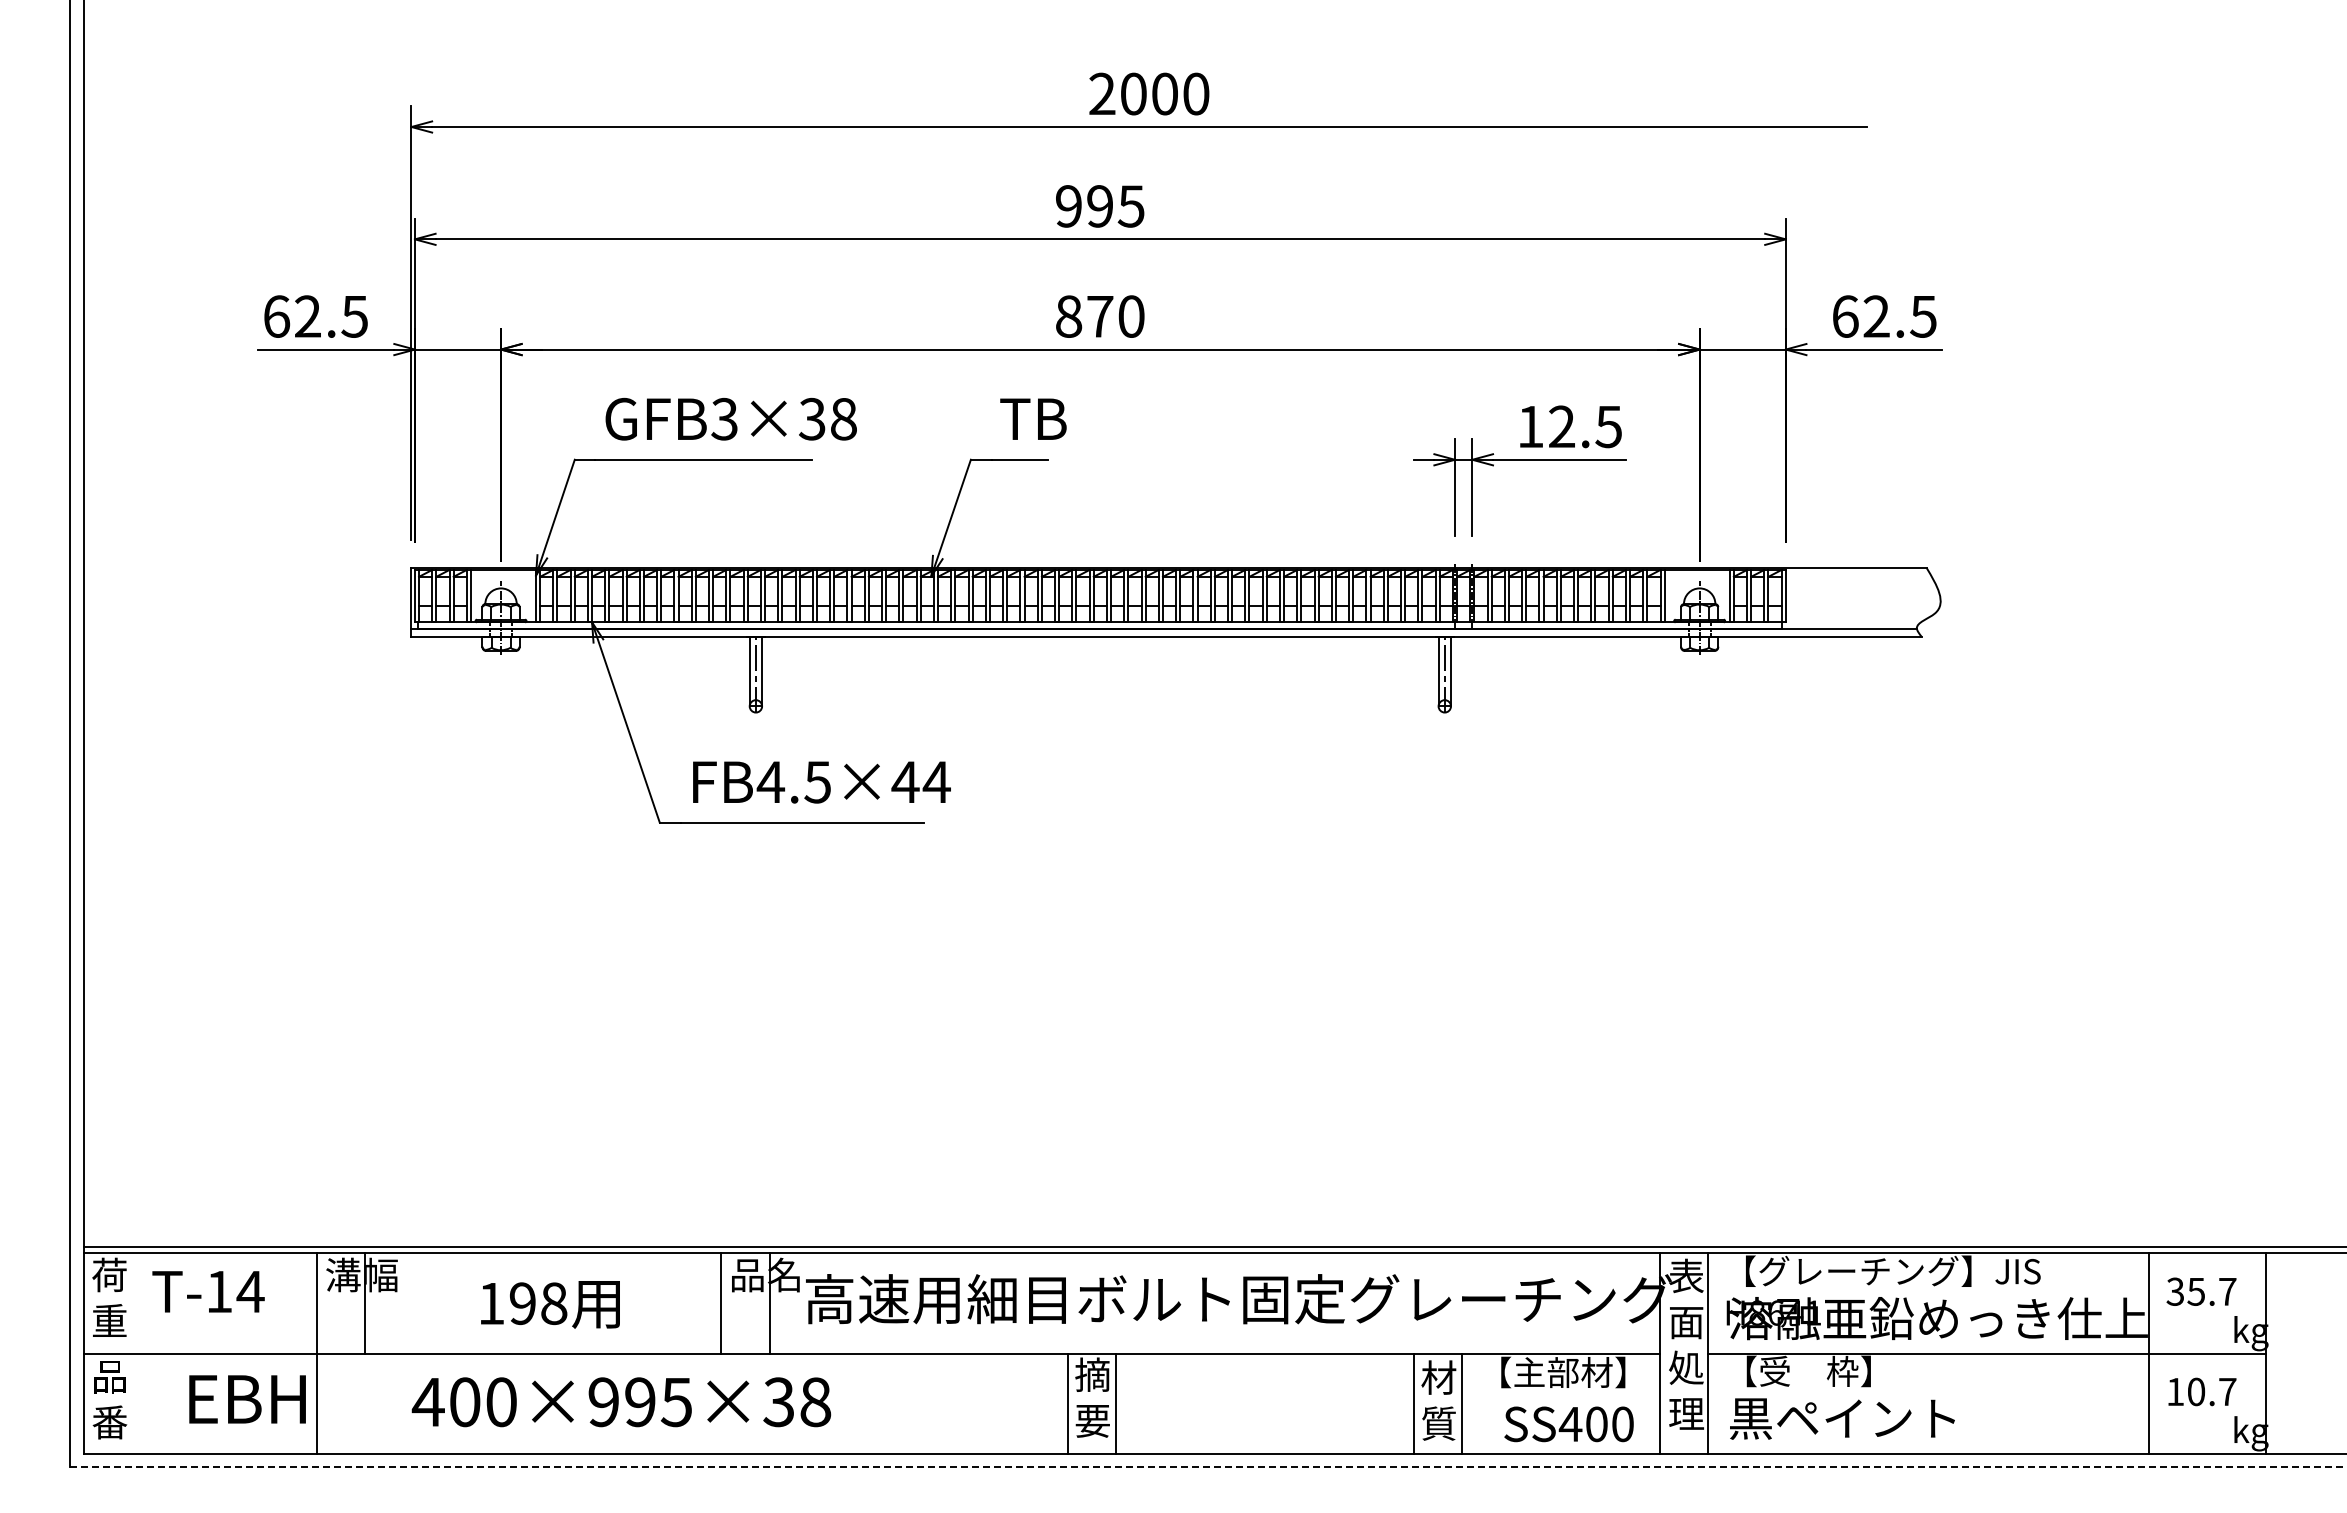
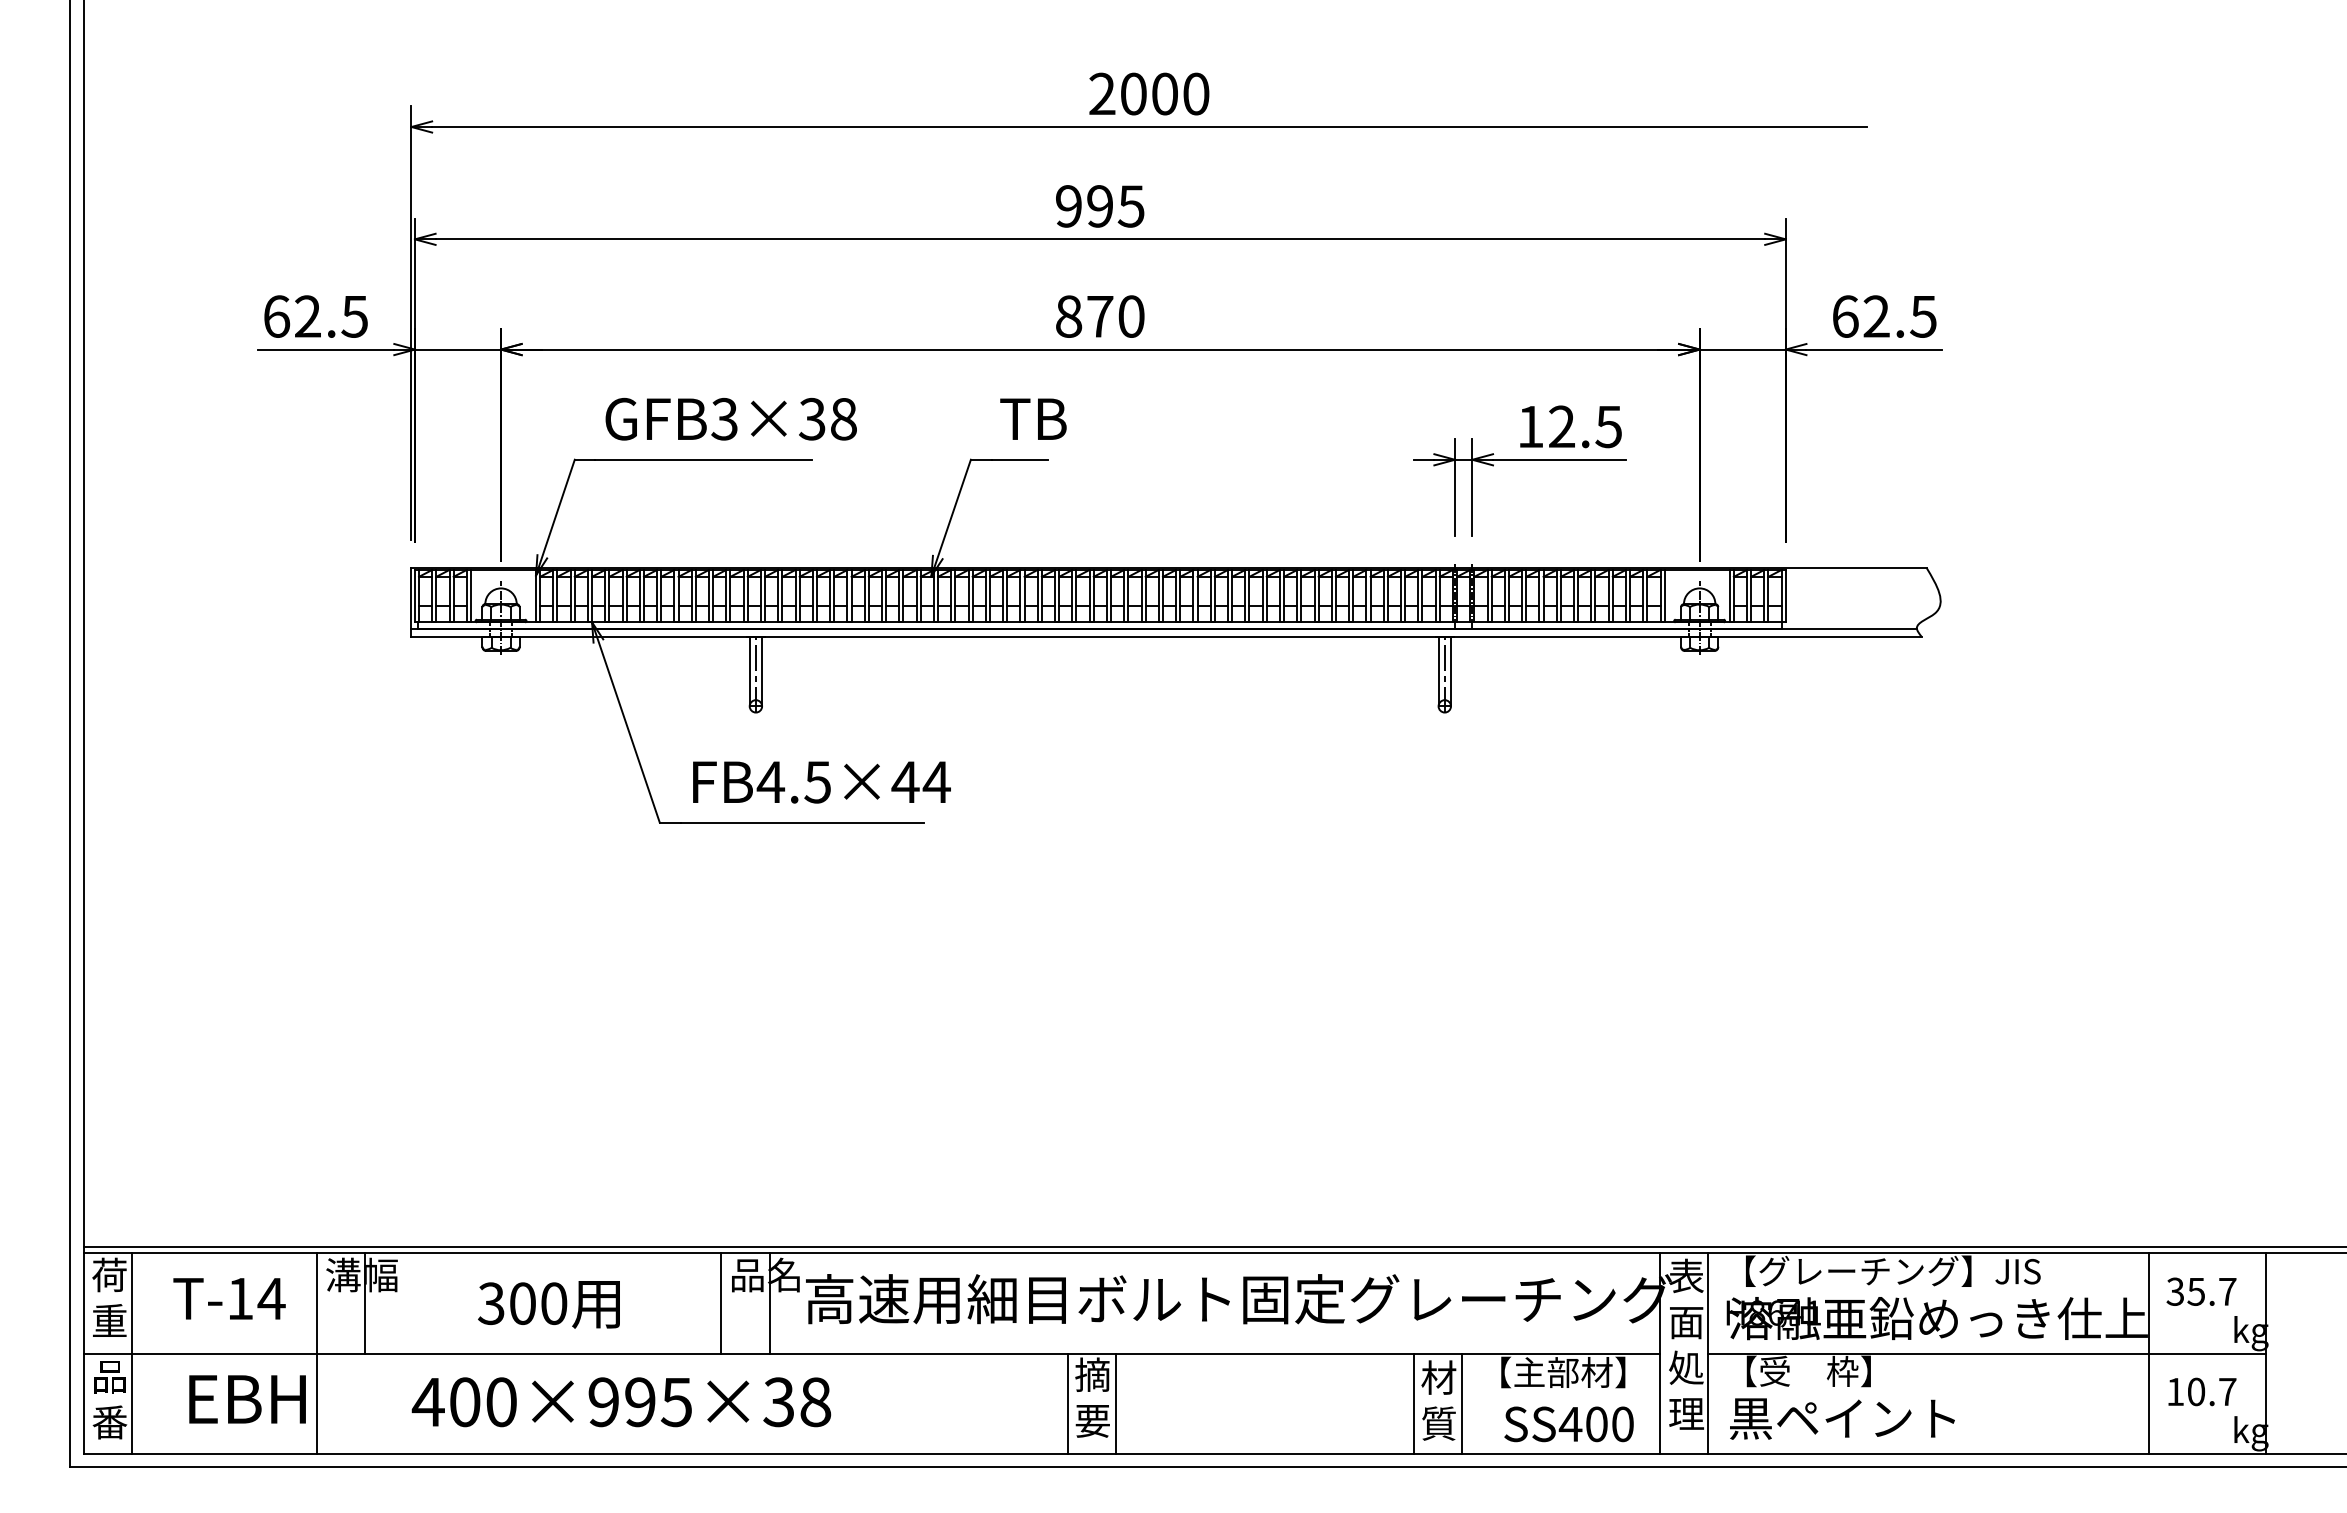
text position: (208, 1291) -> (229, 1298) (229, 1298)
text: 198 -> 300 (522, 1303)
line: none -> present (132, 1353)
line: dashed -> solid (1209, 1467)
